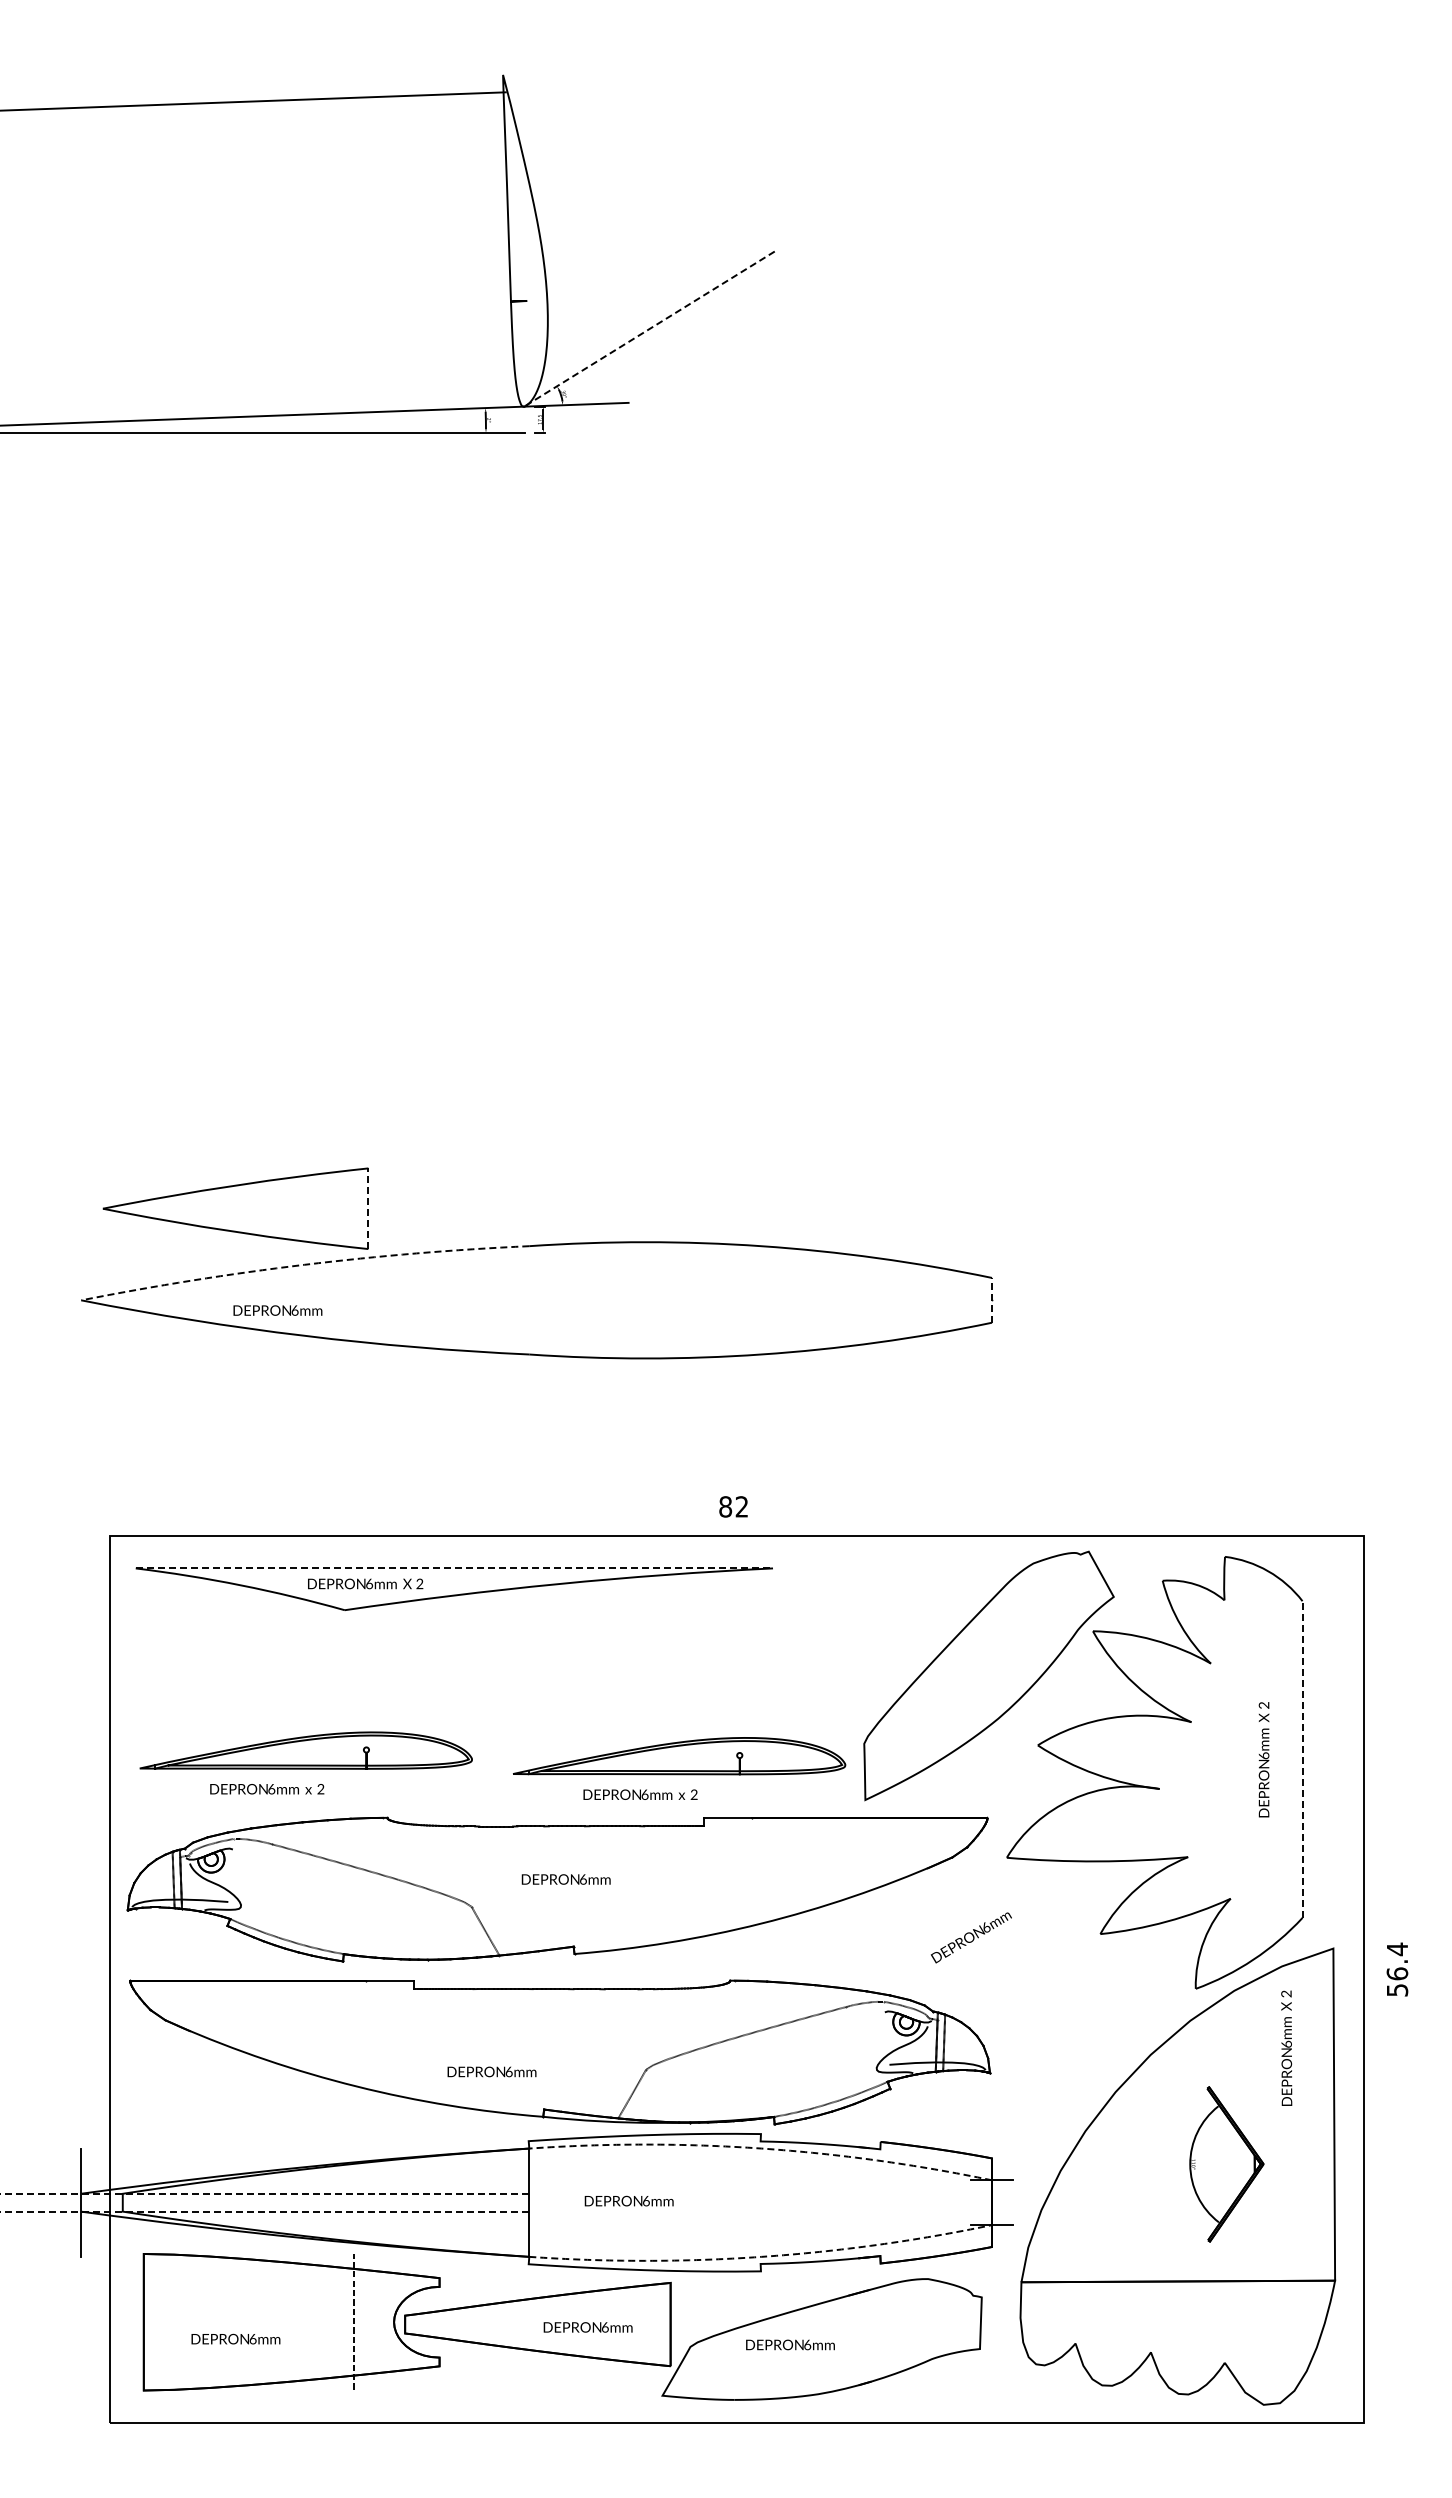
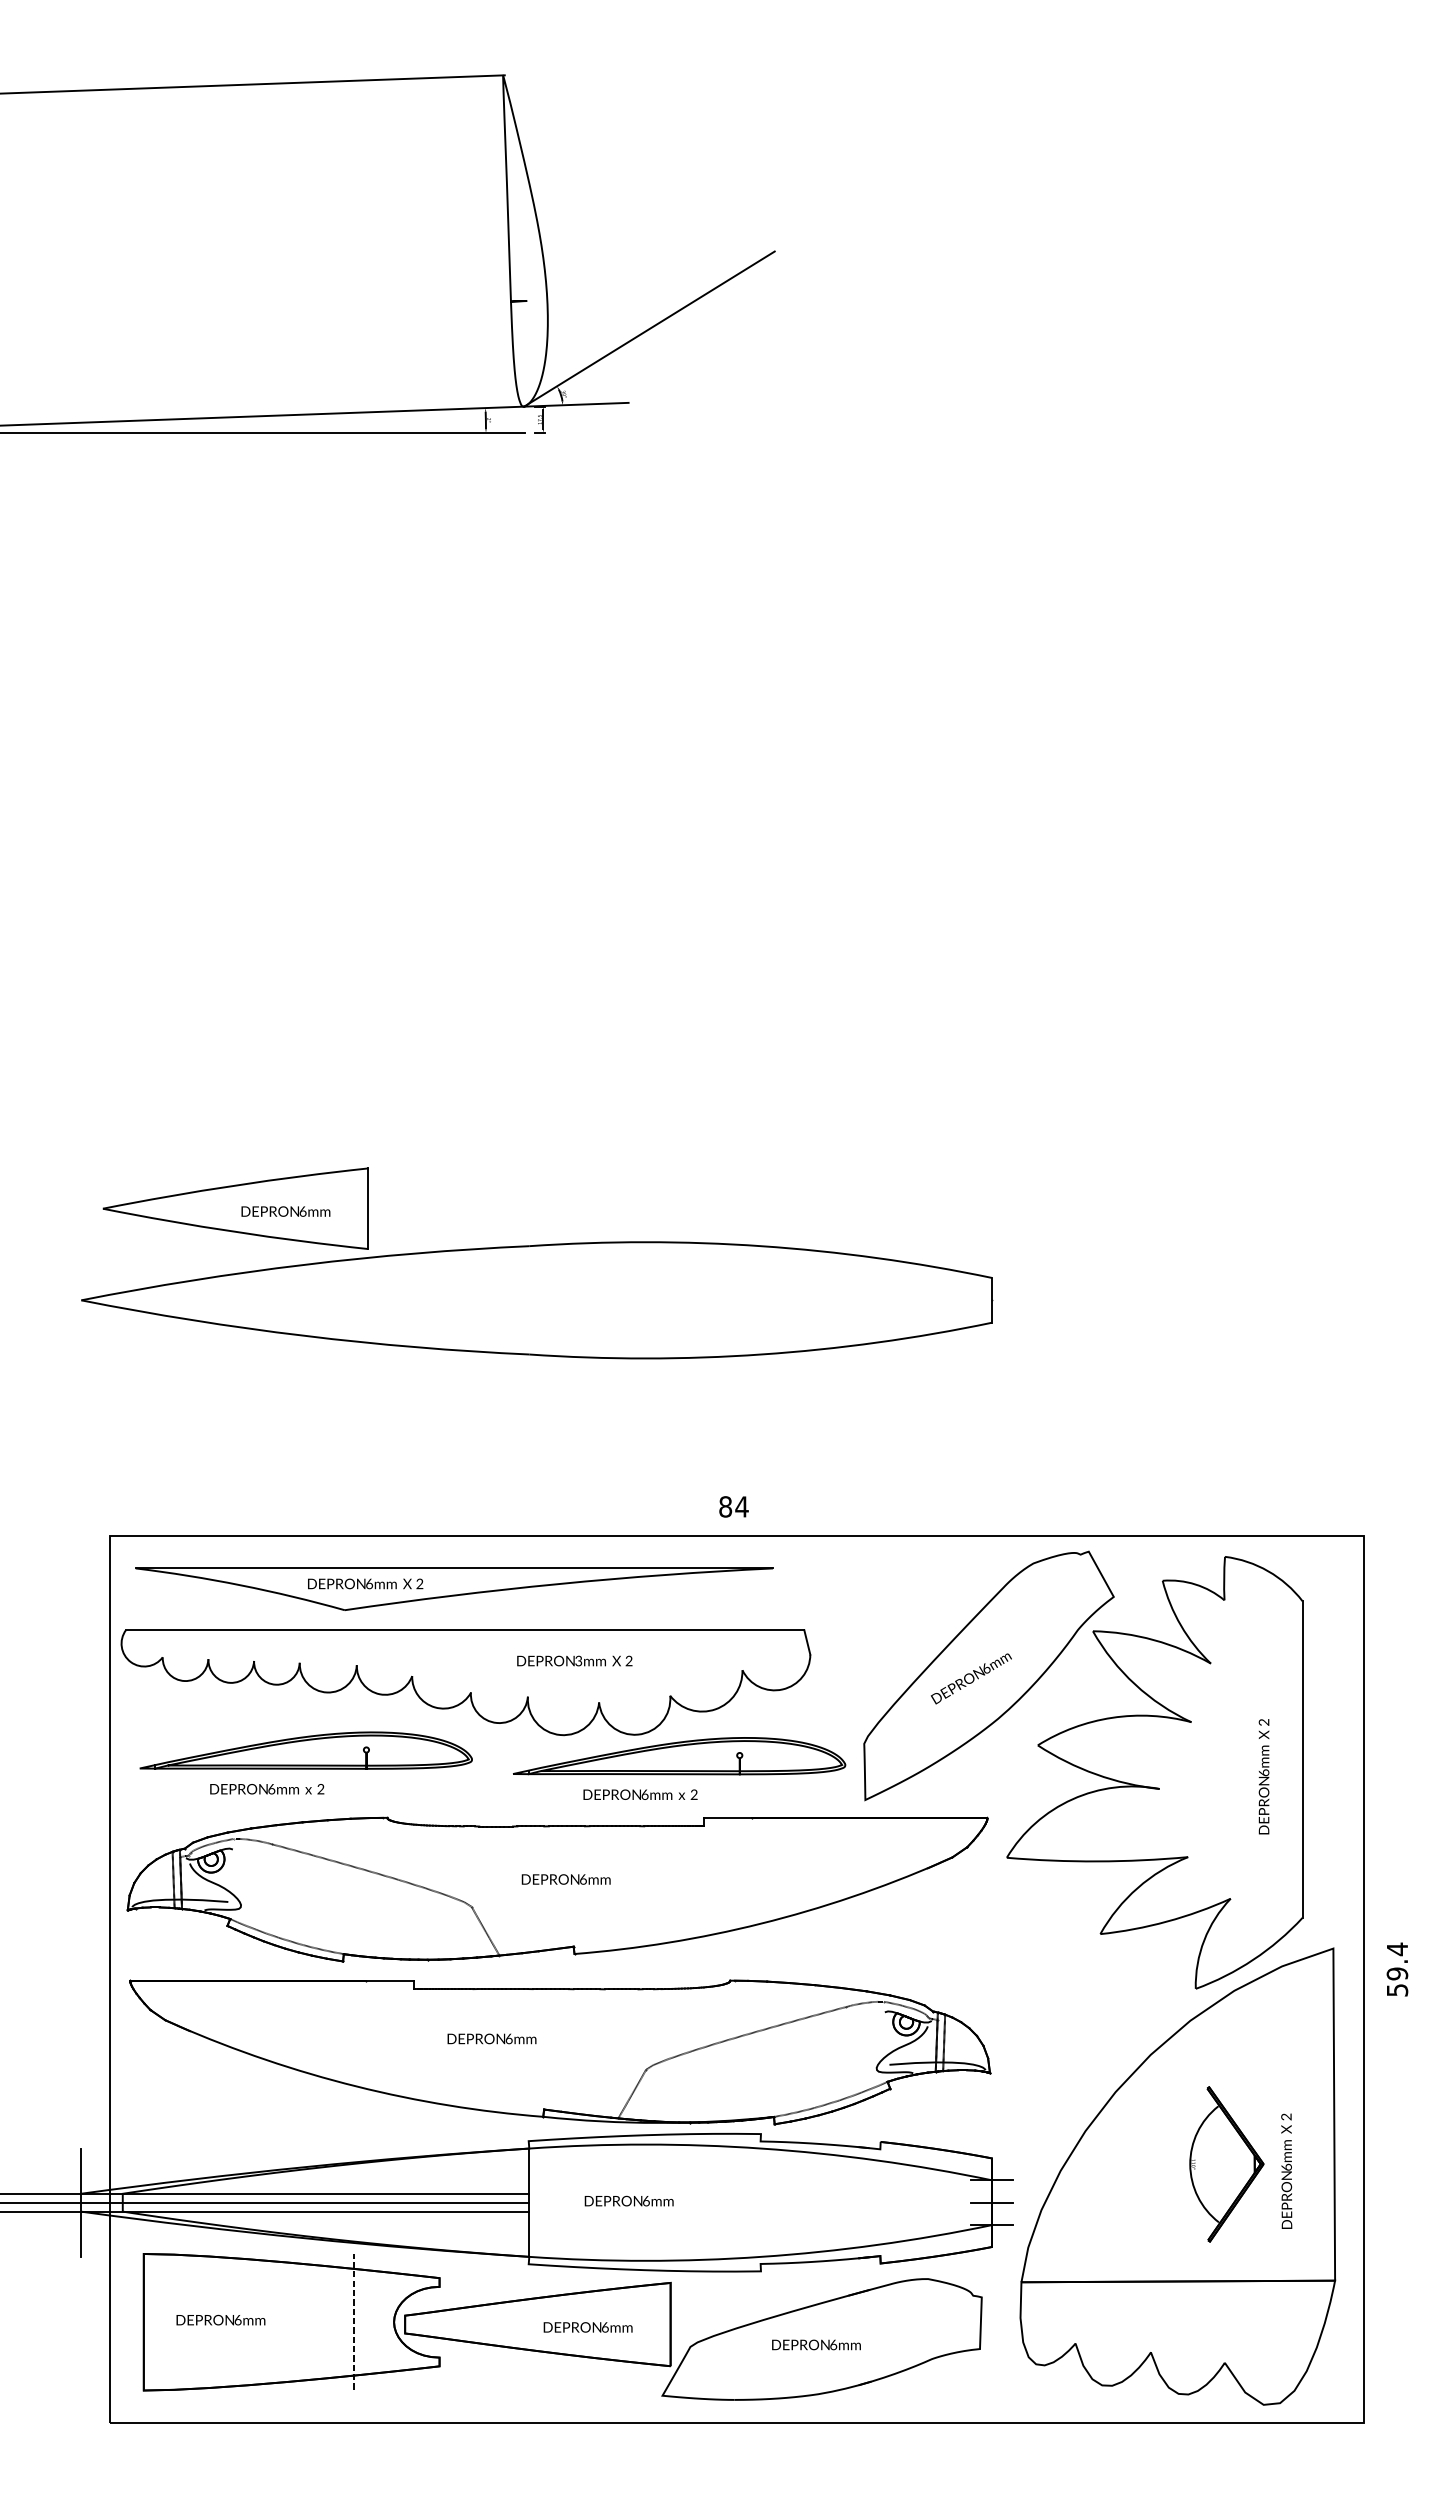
line position: (253, 101) -> (253, 84) (253, 84)
line: dashed -> solid (649, 329)
line: dashed -> solid (368, 1208)
arc: dashed -> solid (304, 1264)
line: dashed -> solid (992, 1299)
text position: (277, 1310) -> (285, 1211) (285, 1211)
text: 82 -> 84 (741, 1506)
line: dashed -> solid (454, 1568)
part: none -> present (465, 1682)
text position: (1263, 1759) -> (1263, 1776) (1263, 1776)
line: dashed -> solid (1302, 1759)
text position: (970, 1937) -> (970, 1678) (970, 1678)
text: 56.4 -> 59.4 (1397, 1973)
text position: (1286, 2047) -> (1286, 2170) (1286, 2170)
text position: (491, 2071) -> (491, 2038) (491, 2038)
arc: dashed -> solid (761, 2148)
line: dashed -> solid (264, 2193)
line: none -> present (265, 2202)
line: none -> present (991, 2202)
line: dashed -> solid (264, 2211)
arc: dashed -> solid (761, 2256)
text position: (235, 2338) -> (220, 2319) (220, 2319)
text position: (790, 2344) -> (816, 2344) (816, 2344)
